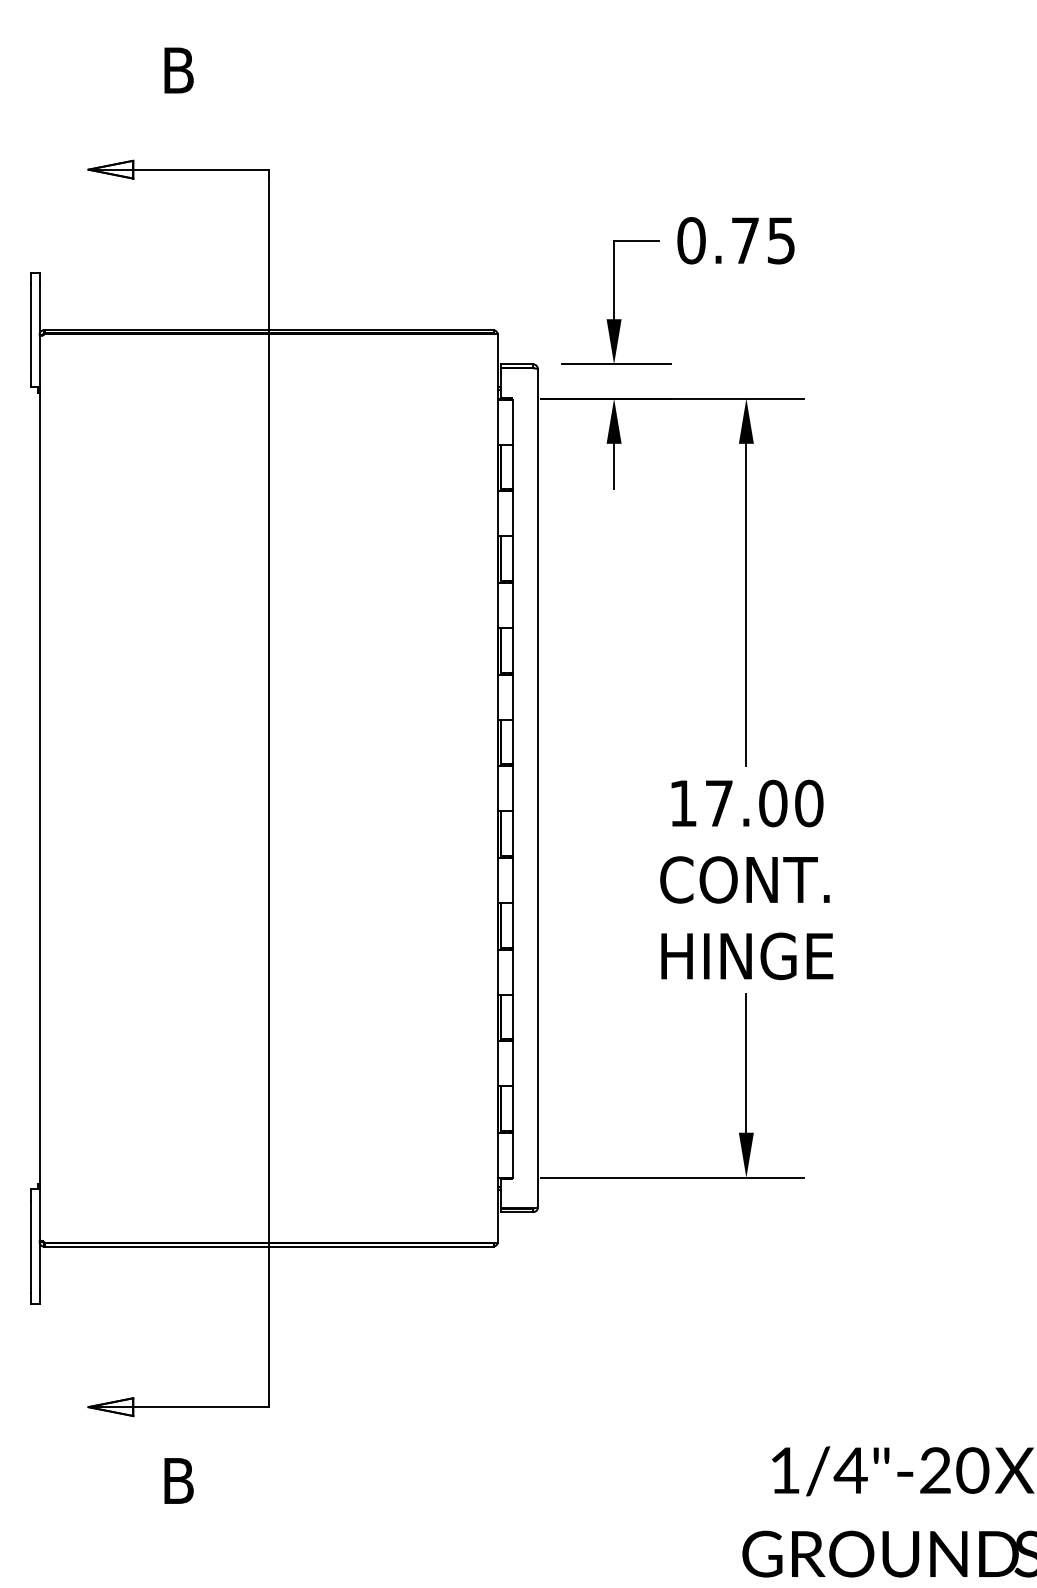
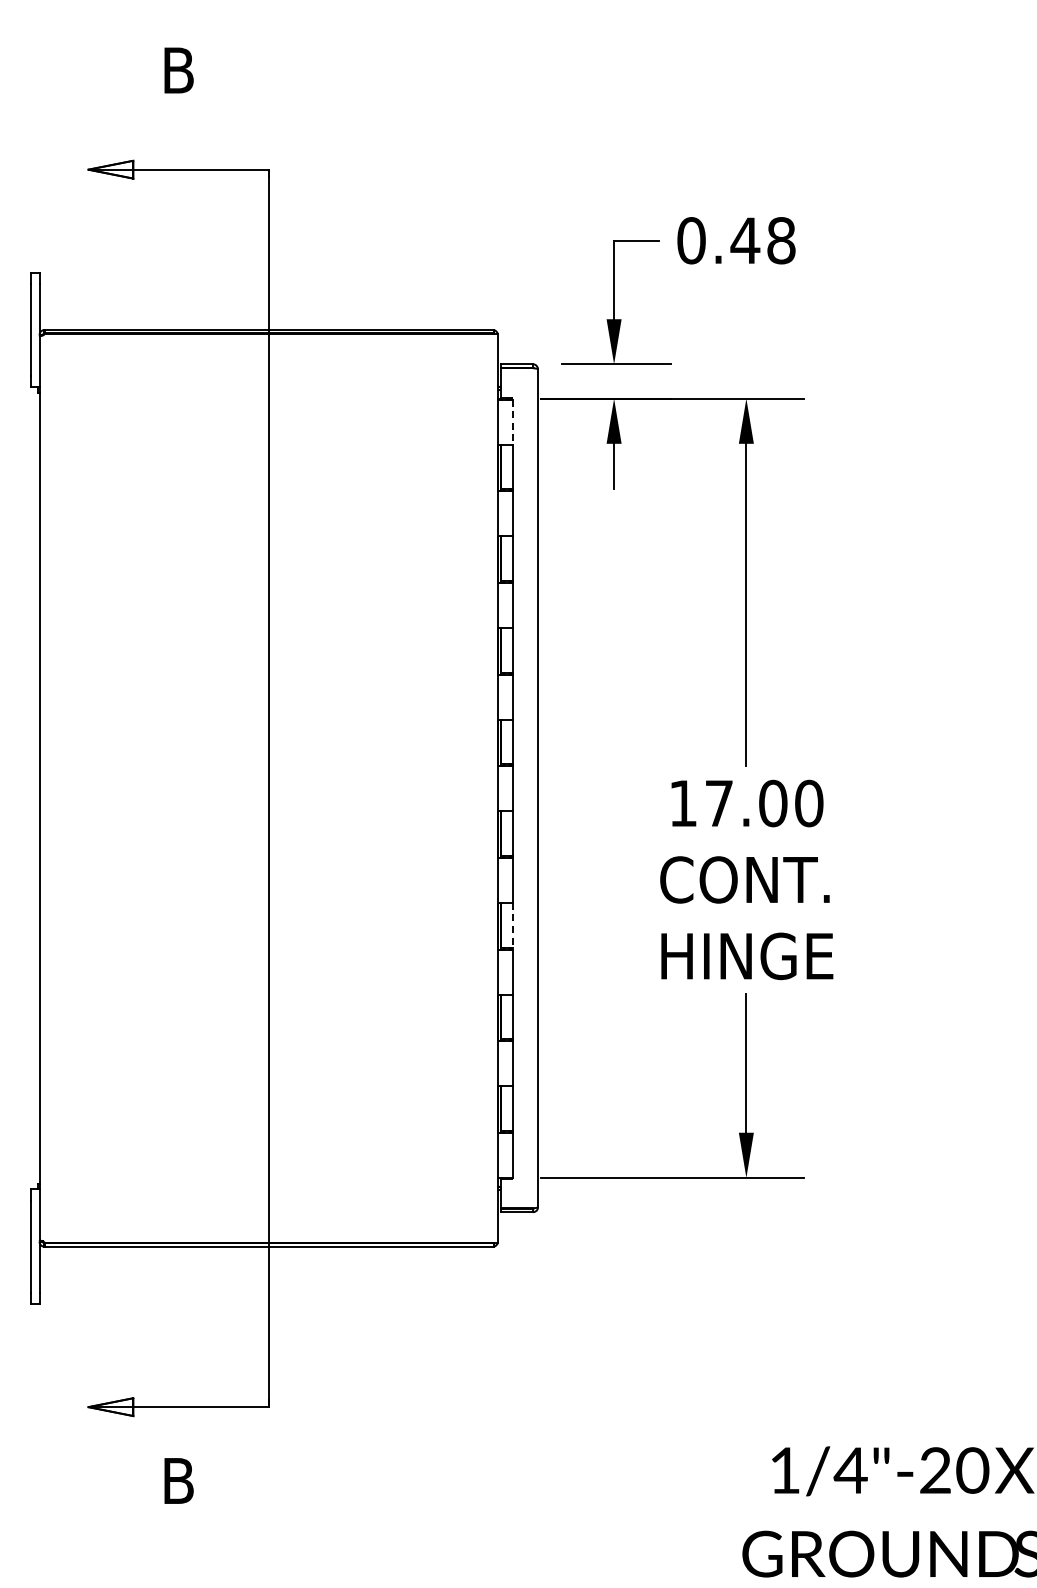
text: 0.75 -> 0.48 (762, 240)
line: solid -> dashed (512, 422)
line: solid -> dashed (512, 925)
